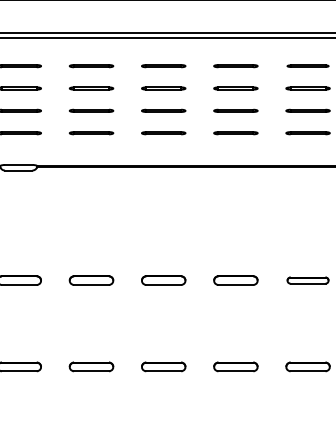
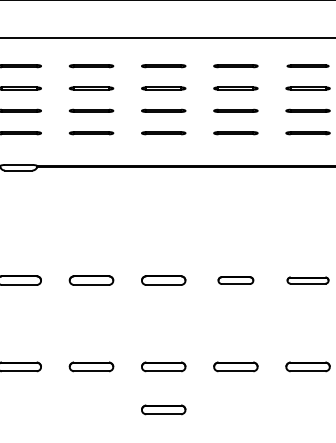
line: present -> none (167, 33)
part size: 46x11 px -> 38x9 px (235, 280)
part: none -> present (163, 409)
